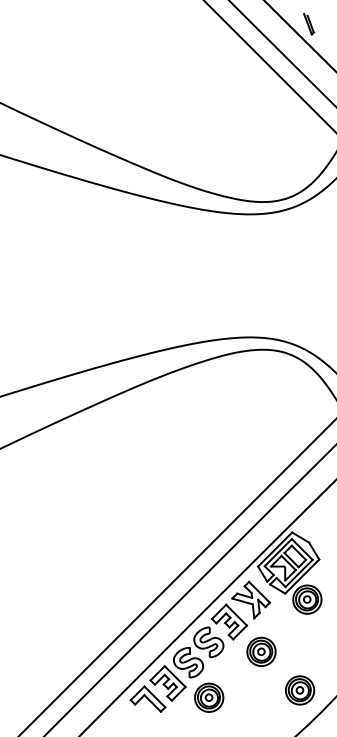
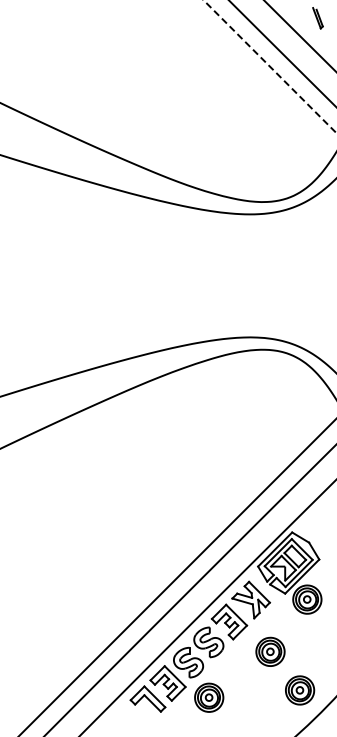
part position: (308, 24) -> (317, 18) (317, 18)
line: solid -> dashed (270, 66)
part position: (261, 651) -> (270, 651) (270, 651)
